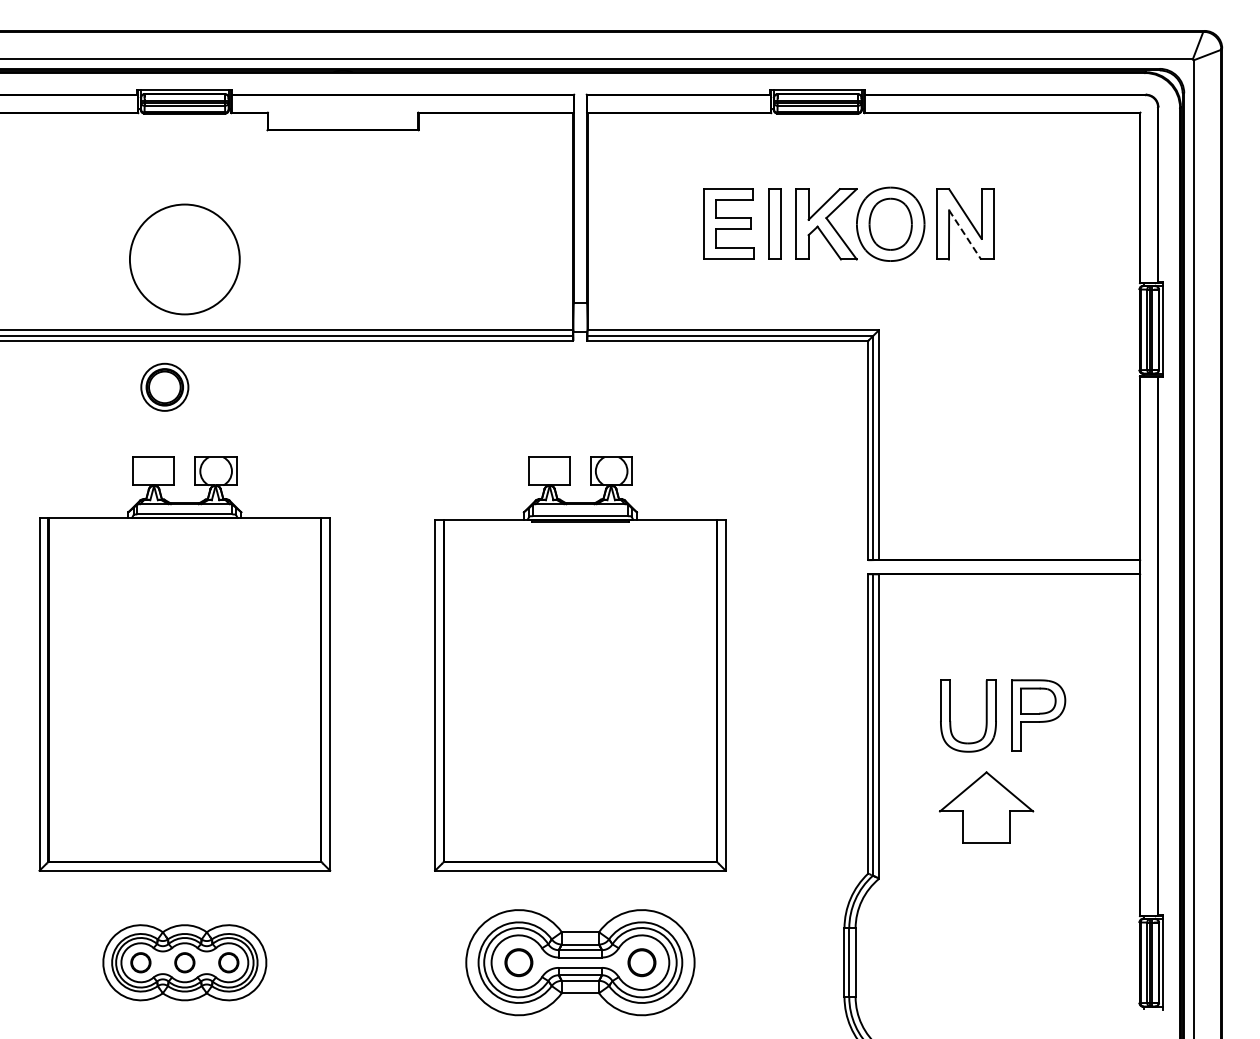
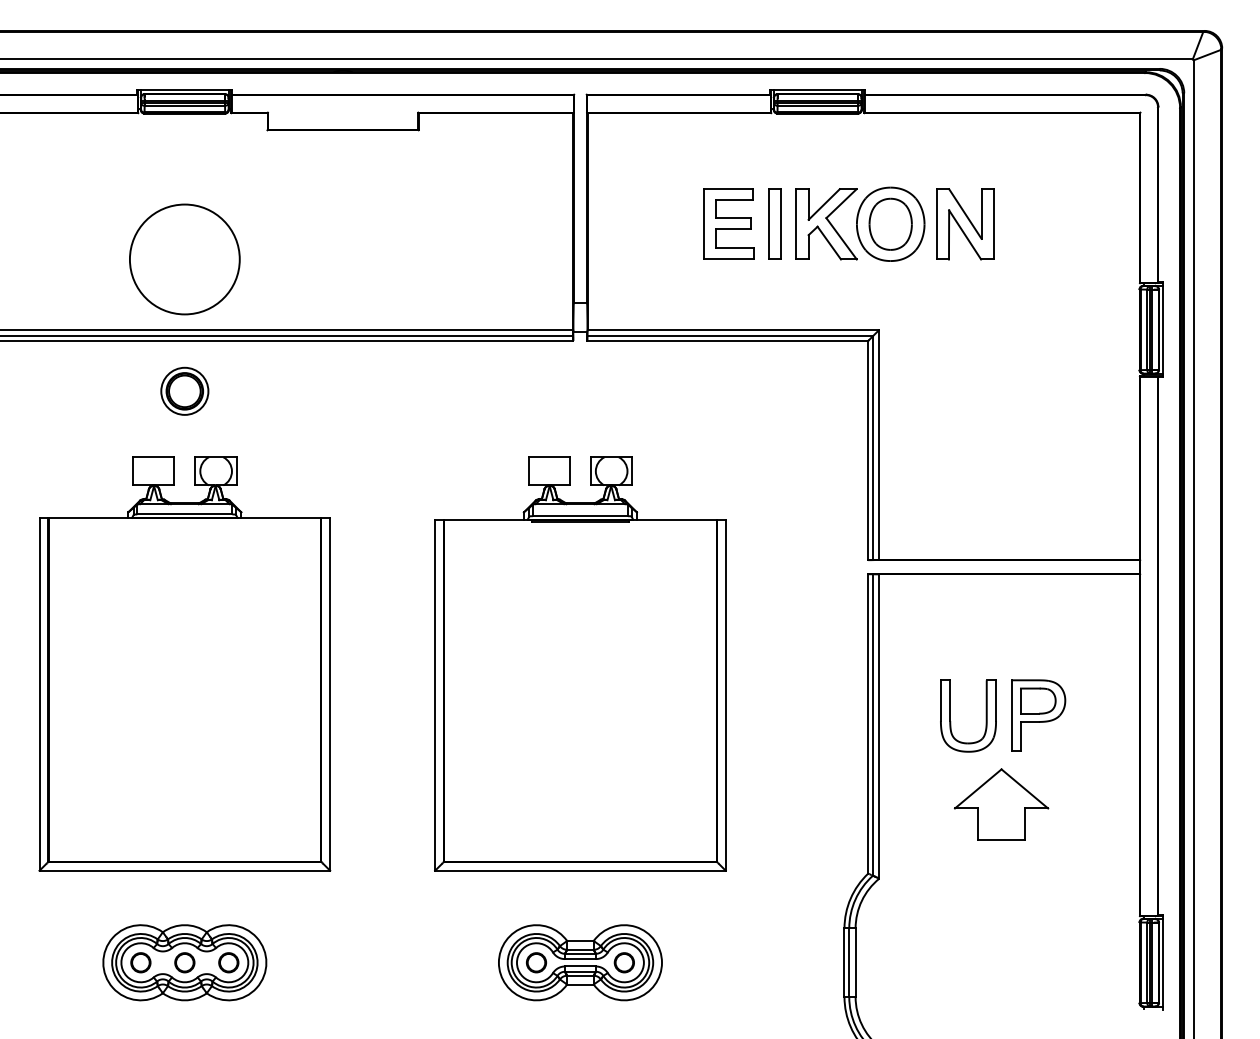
line: dashed -> solid (965, 235)
part position: (164, 386) -> (184, 390) (184, 390)
part position: (986, 807) -> (1001, 804) (1001, 804)
part size: 231x108 px -> 165x78 px (580, 962)
